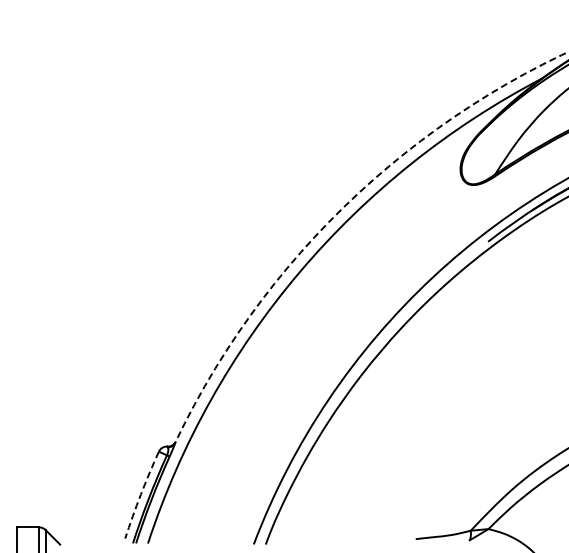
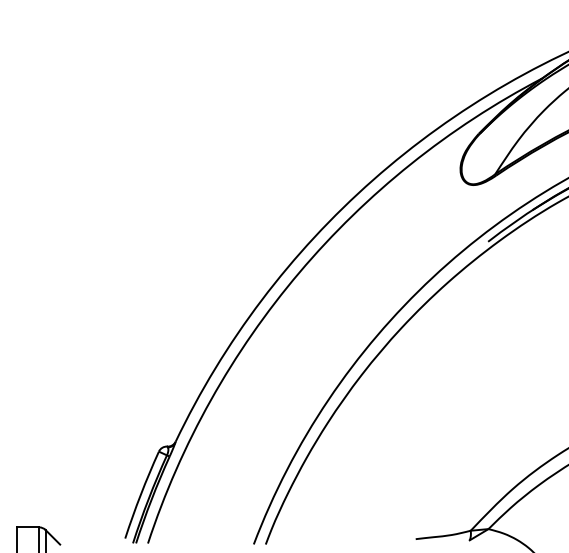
arc: dashed -> solid (339, 211)
arc: dashed -> solid (140, 494)
